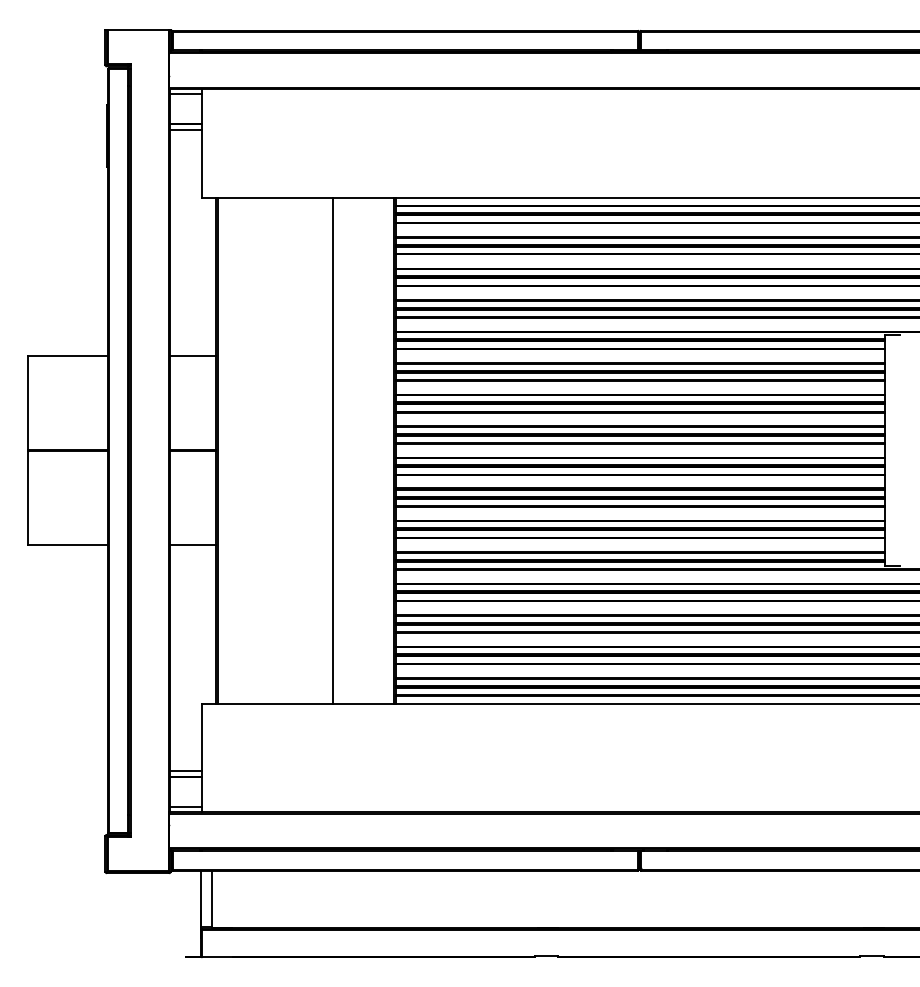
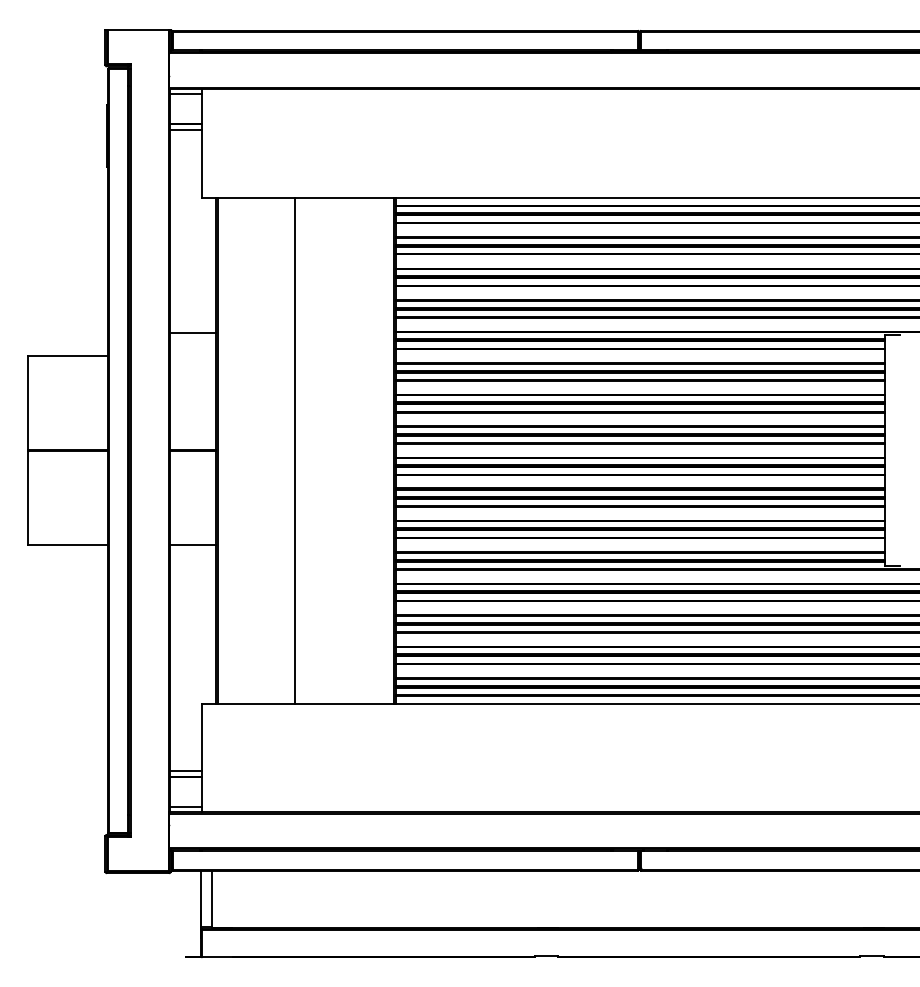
line position: (193, 356) -> (193, 333) (193, 333)
line position: (332, 450) -> (294, 450) (294, 450)
